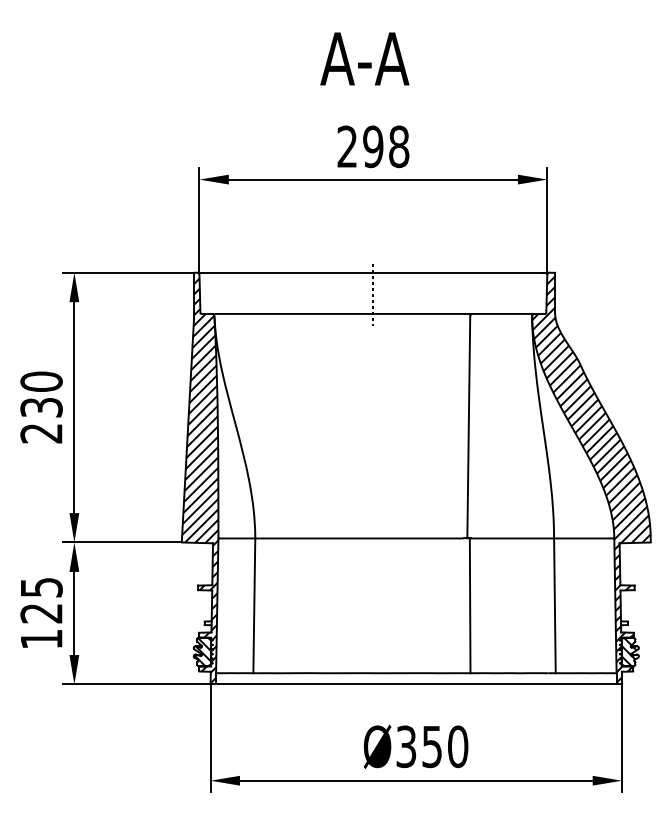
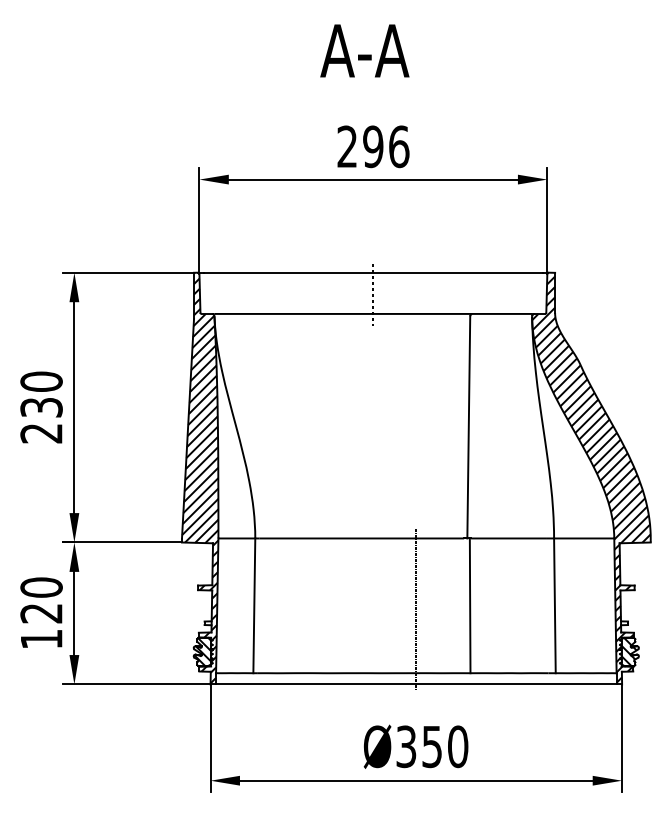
text position: (364, 58) -> (364, 50) (364, 50)
text: 298 -> 296 (399, 146)
text: 125 -> 120 (41, 587)
line: none -> present (416, 610)
